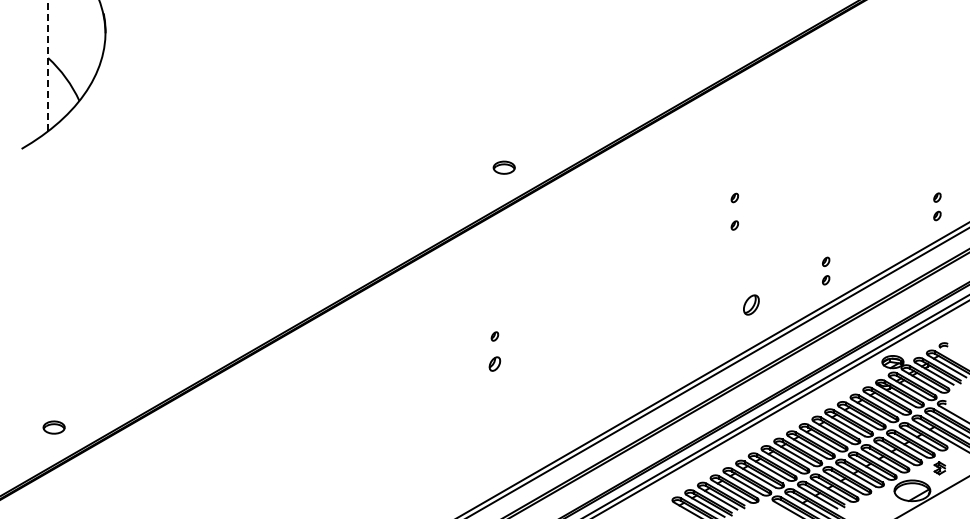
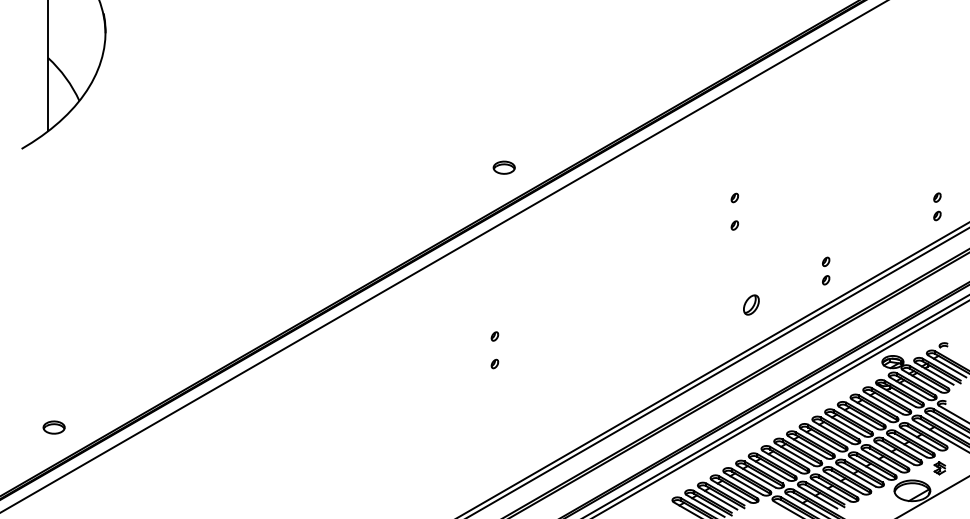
line: dashed -> solid (48, 65)
line: none -> present (443, 256)
part size: 14x16 px -> 10x12 px (494, 363)
